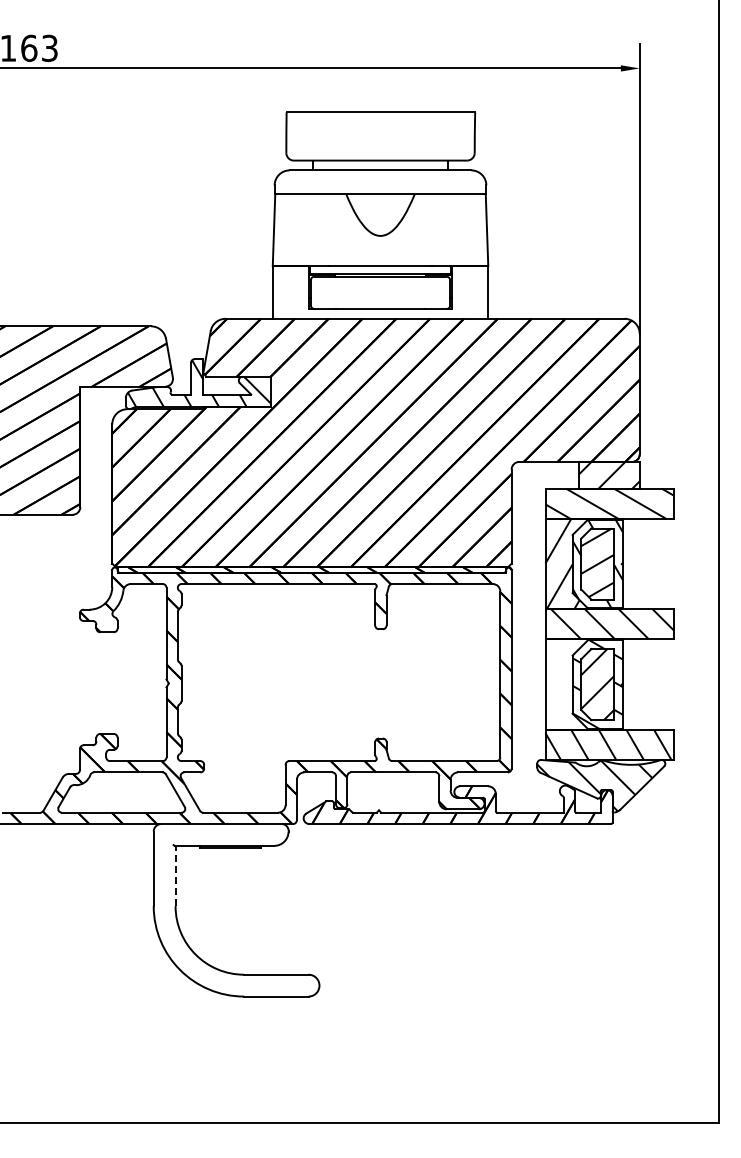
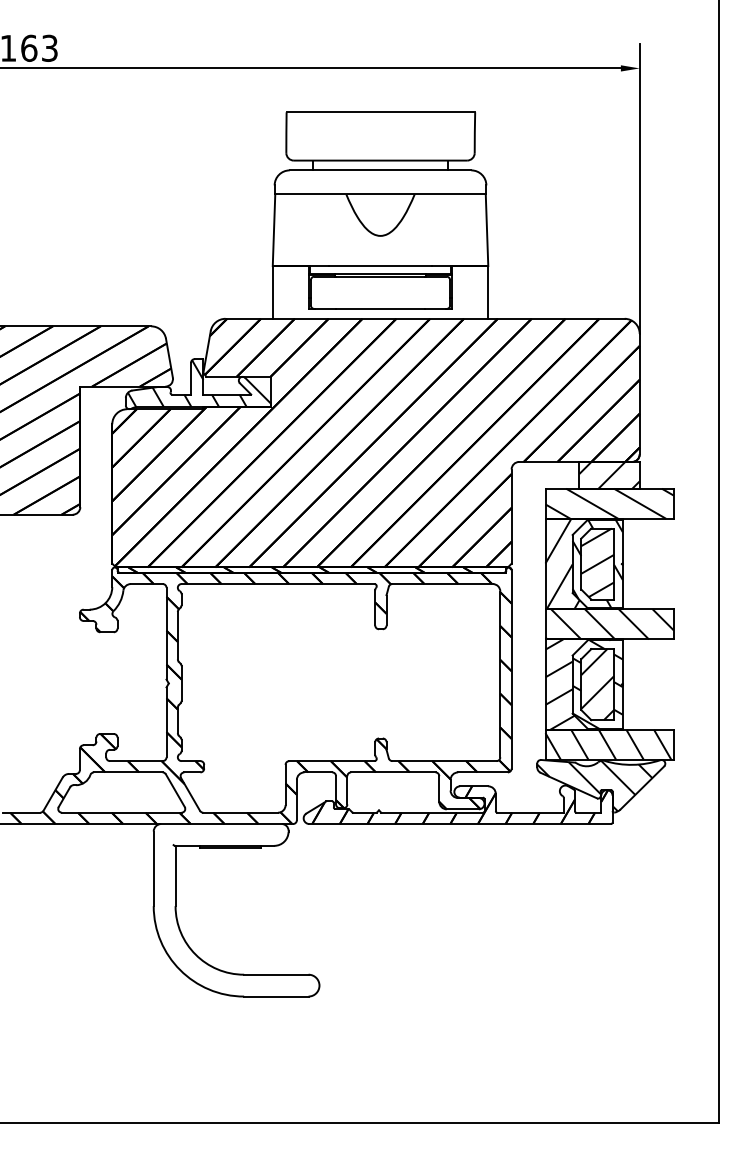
hatch: none -> present (578, 684)
line: dashed -> solid (175, 875)
